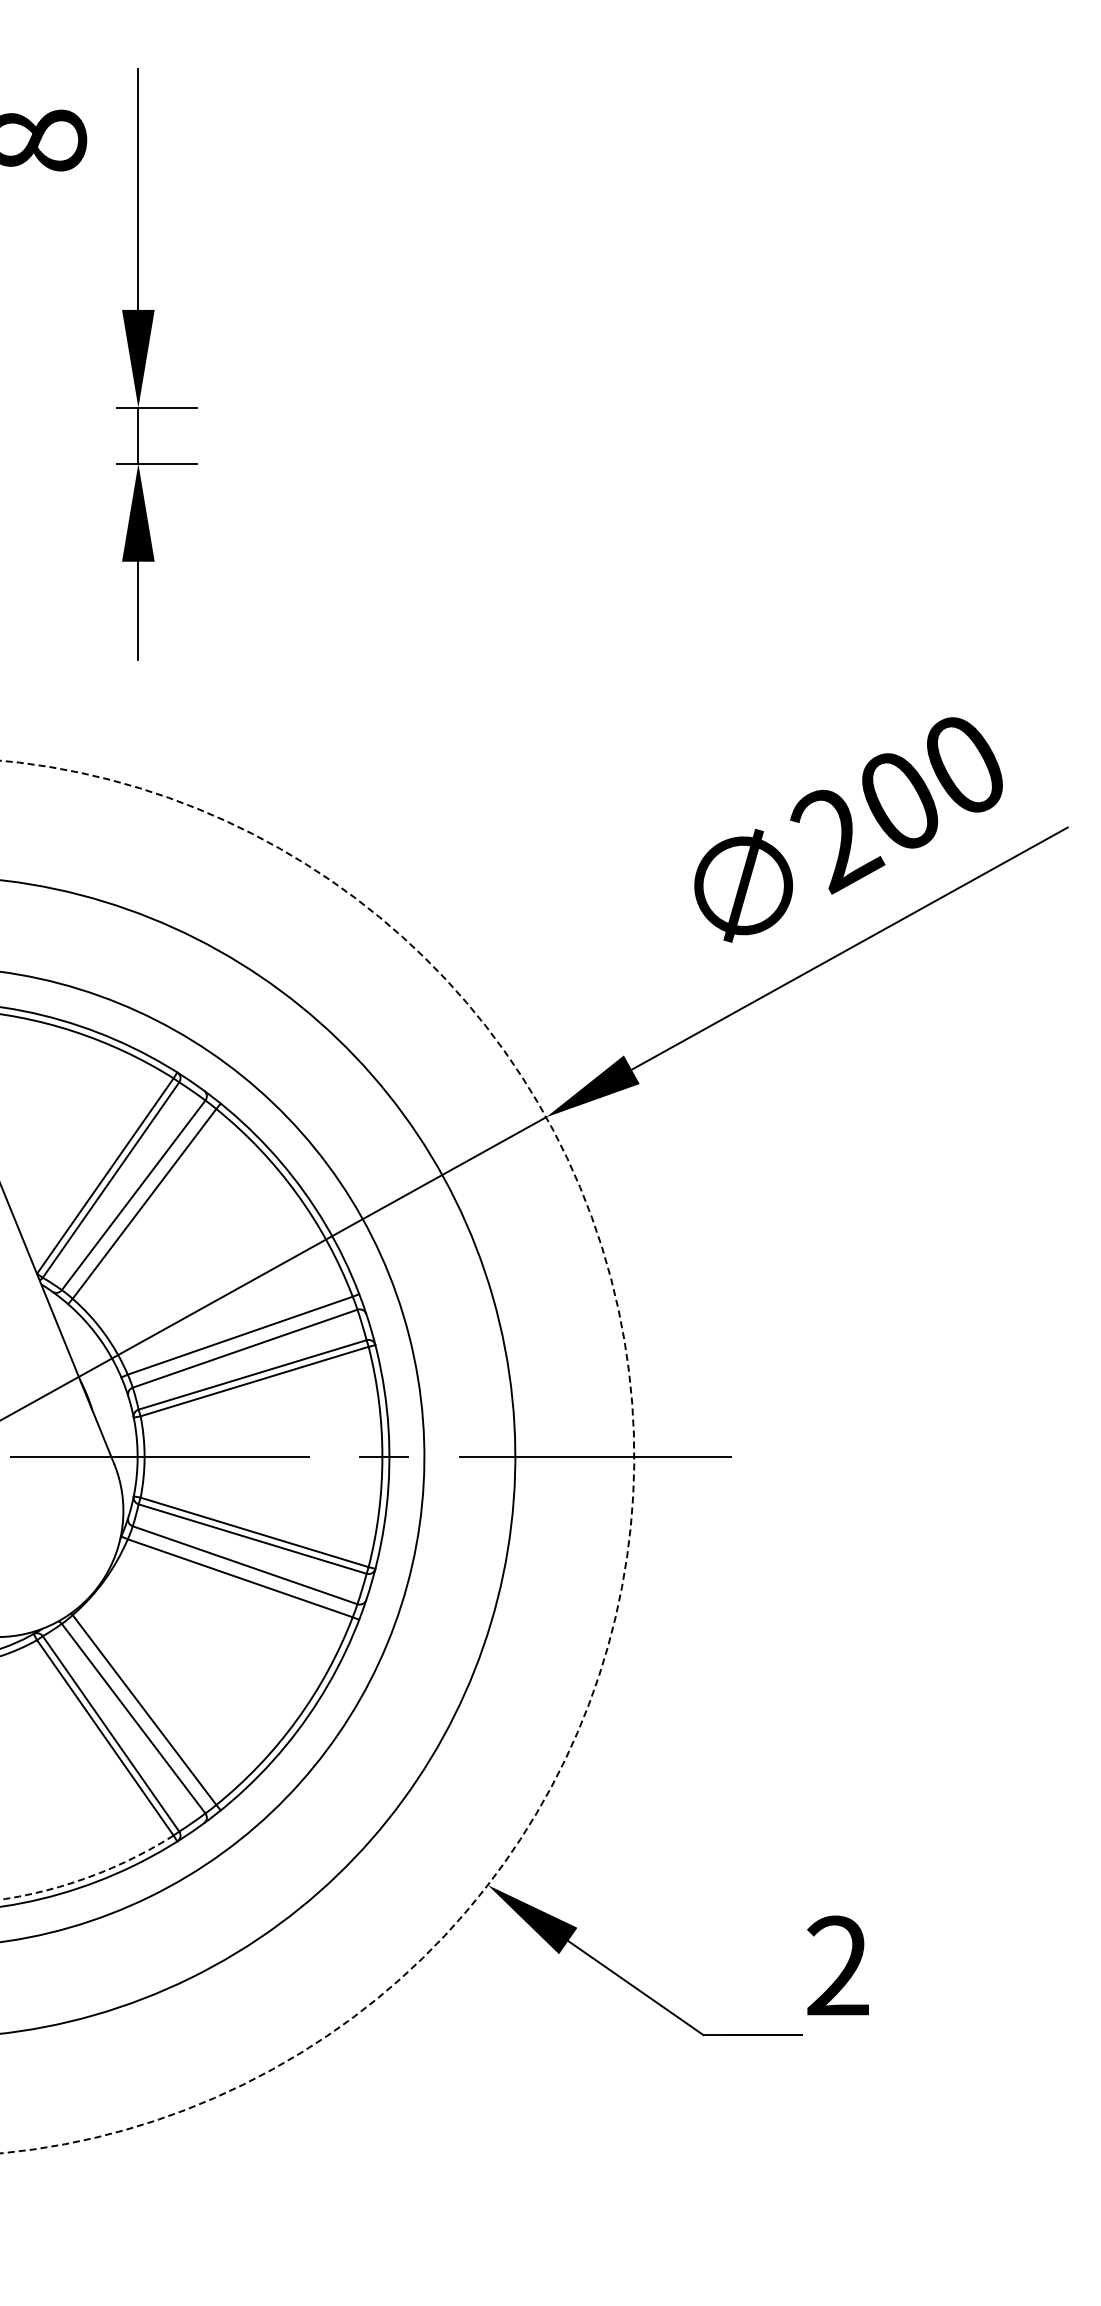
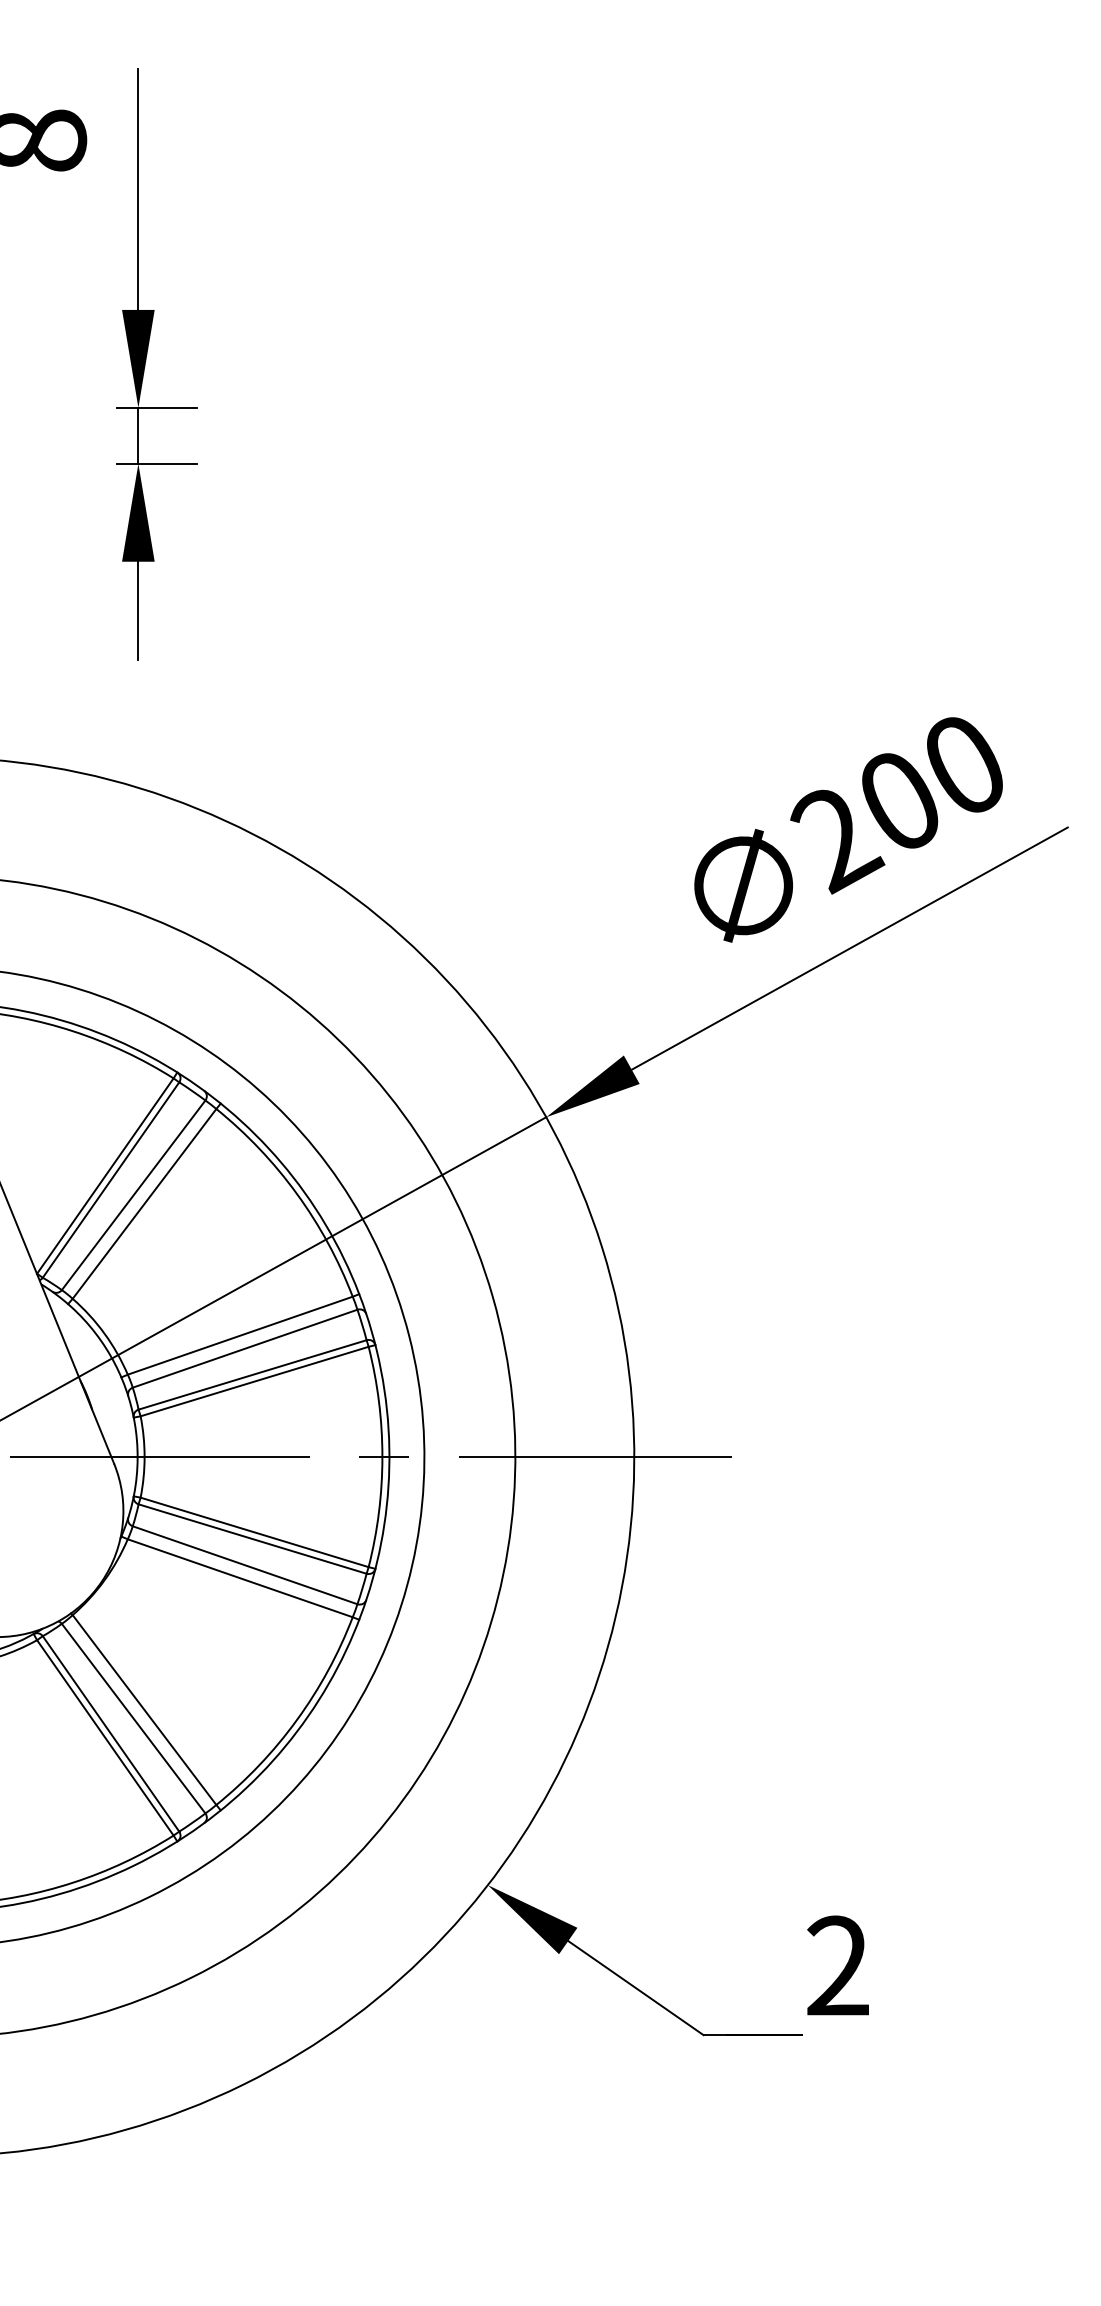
arc: dashed -> solid (634, 1457)
arc: dashed -> solid (89, 1876)
